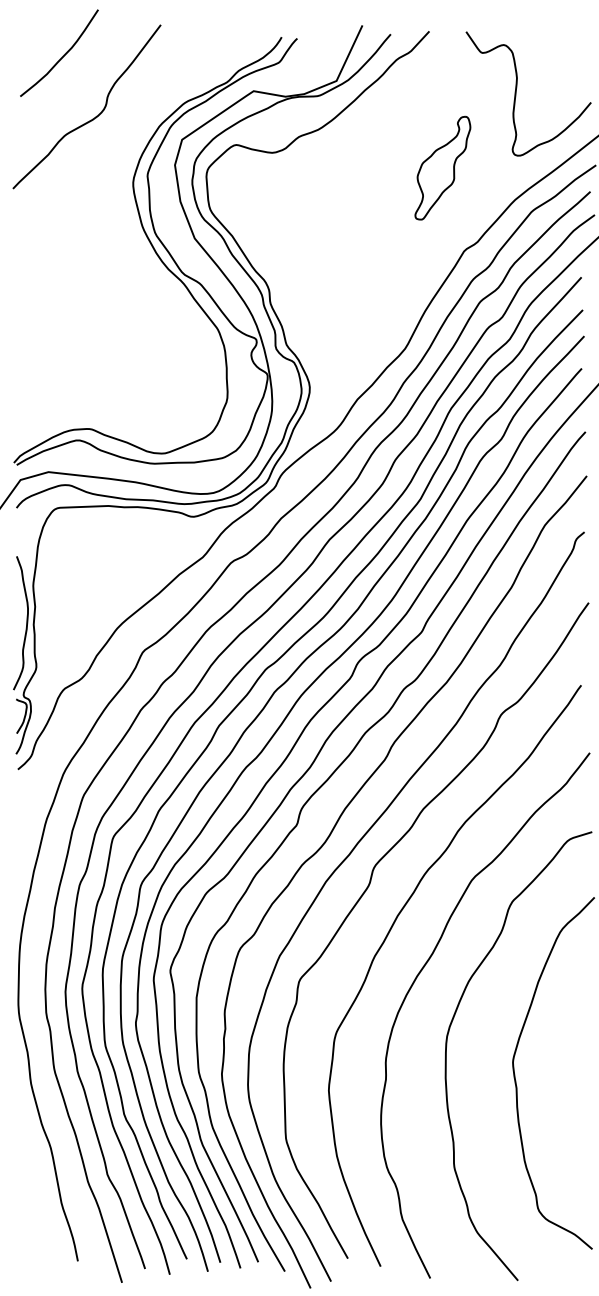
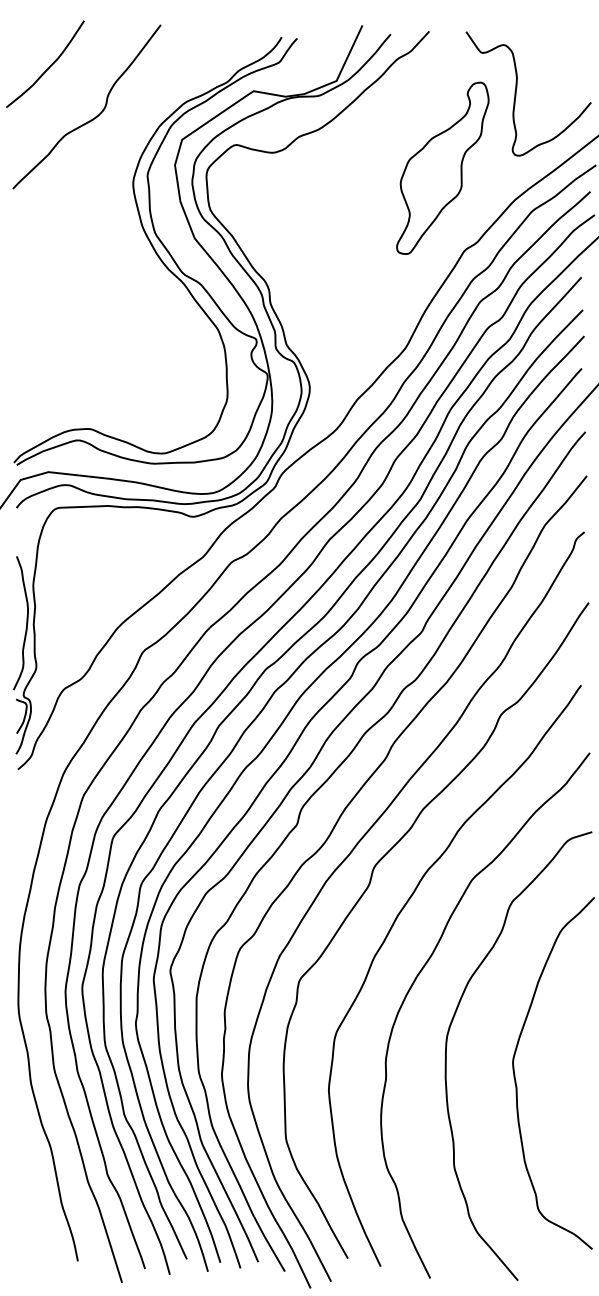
curve position: (63, 55) -> (49, 66) (49, 66)
part size: 58x106 px -> 94x174 px (442, 167)
